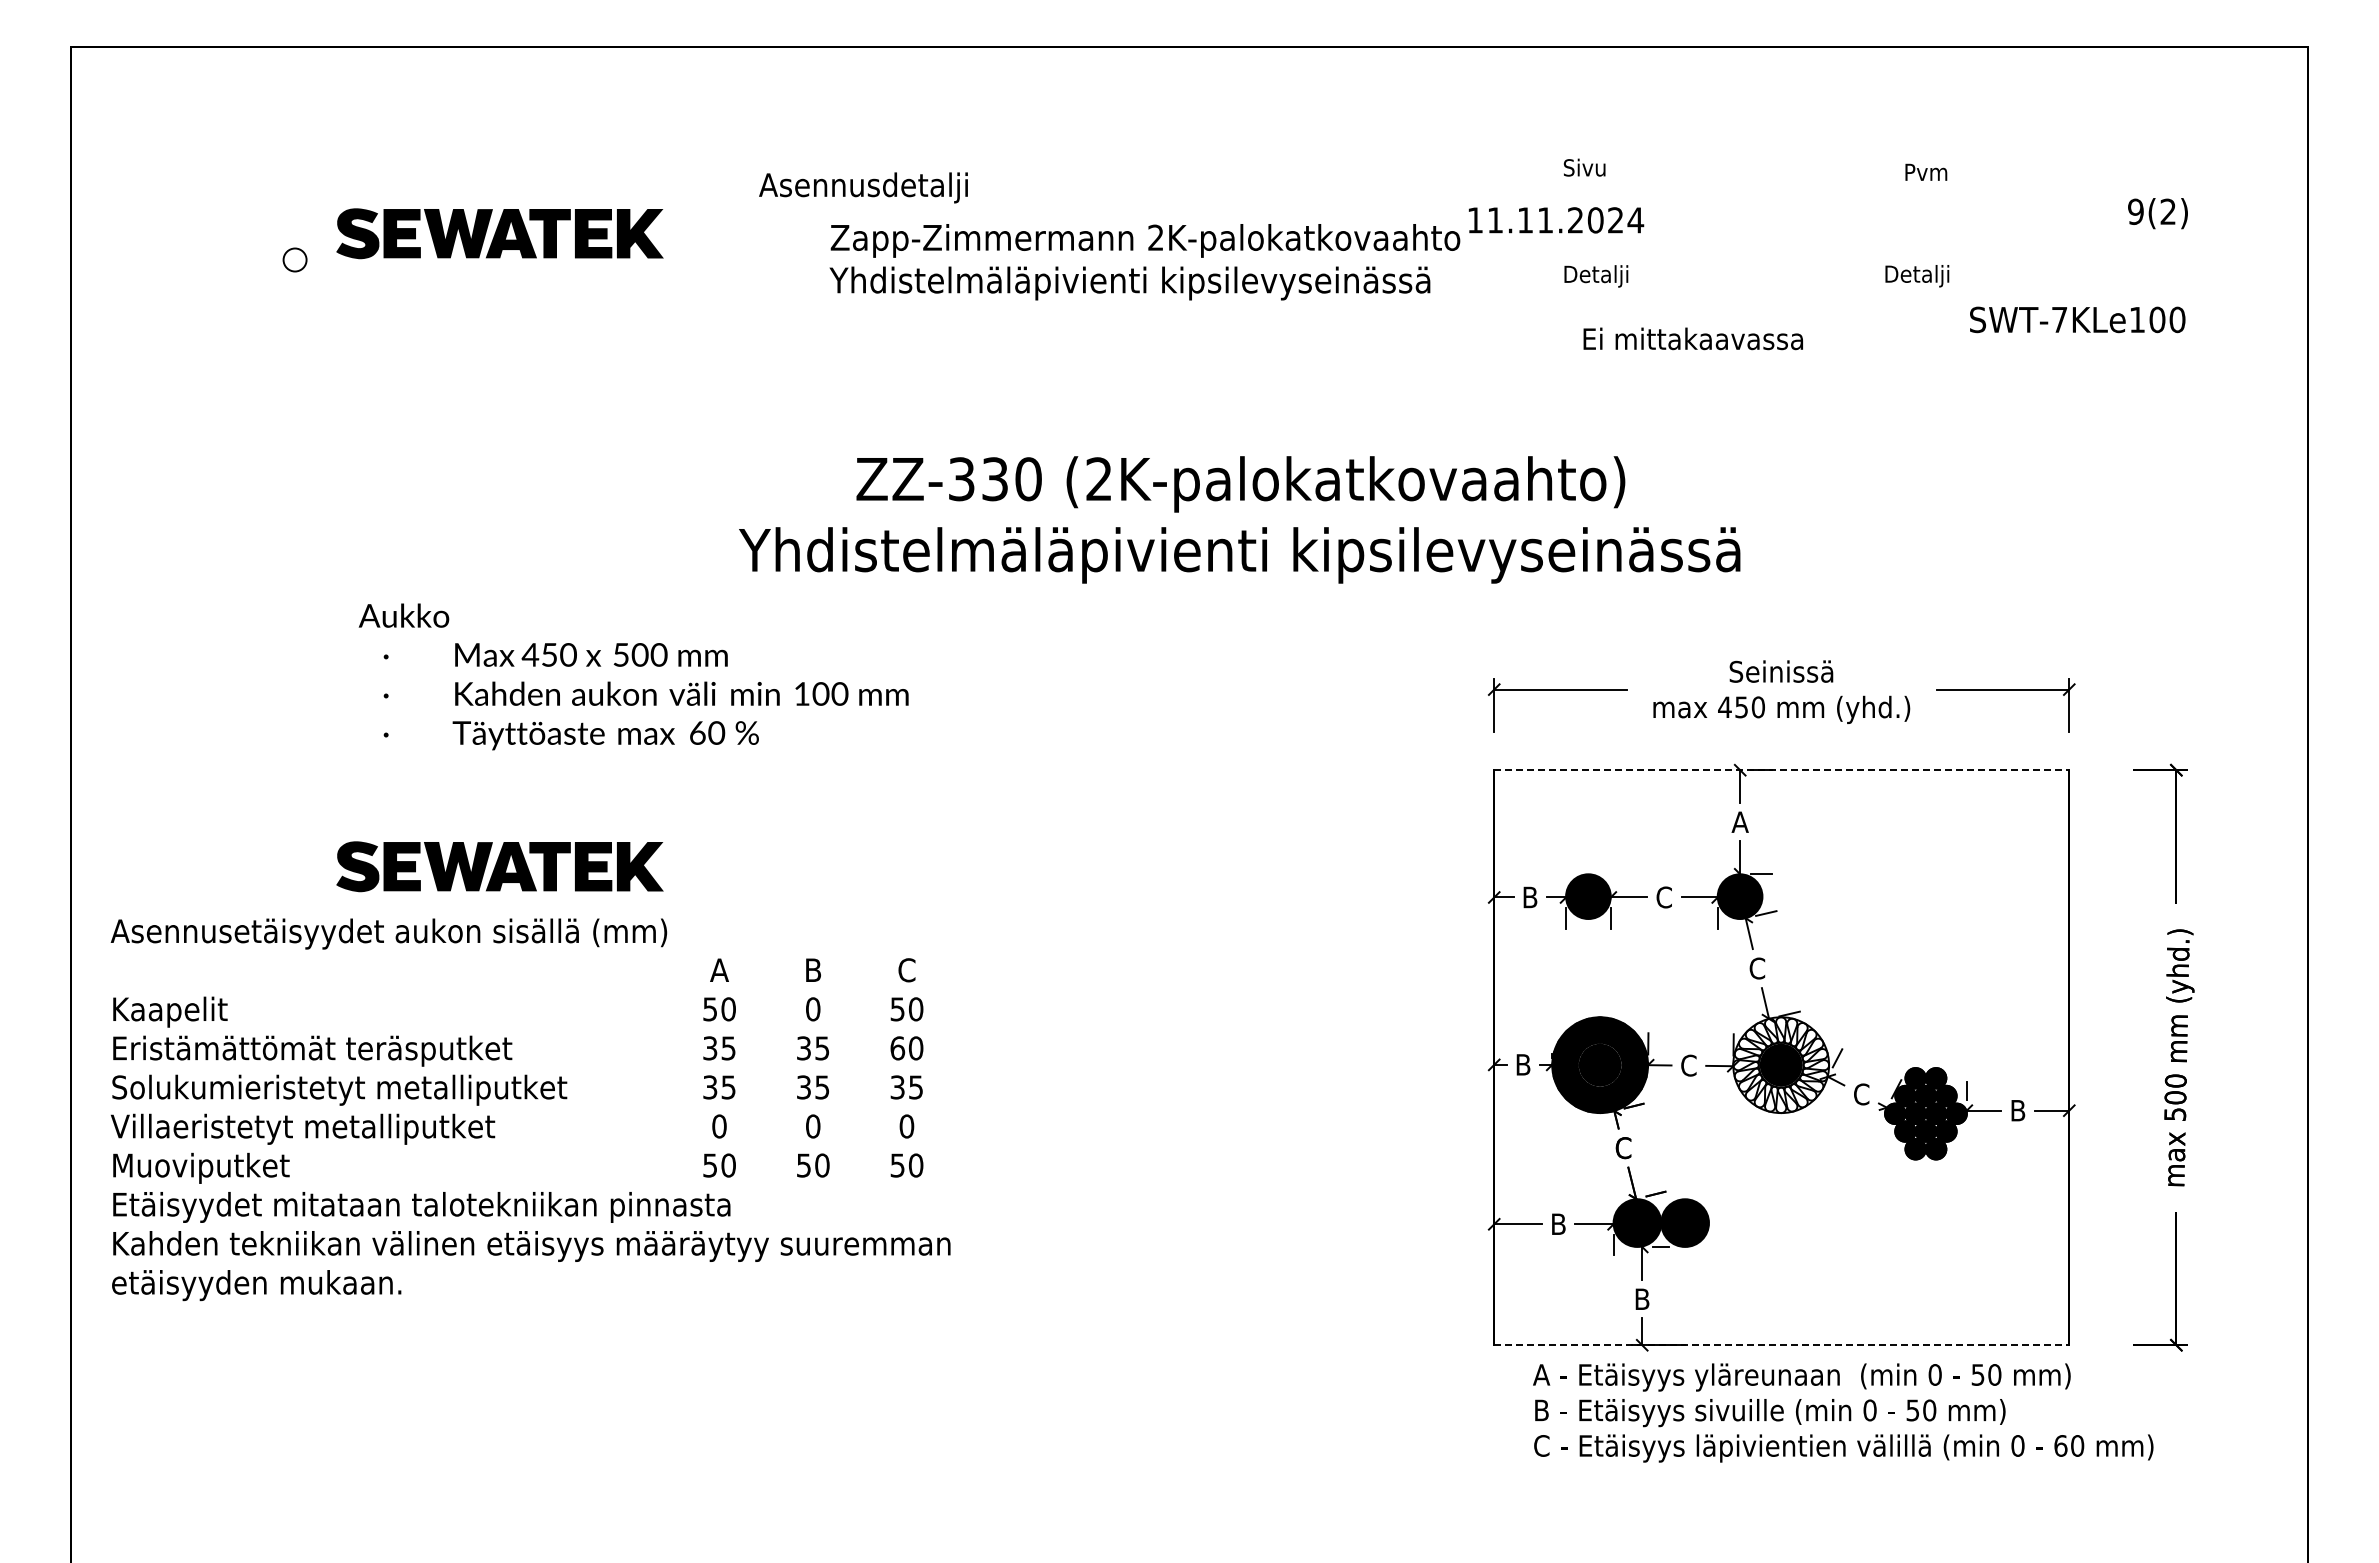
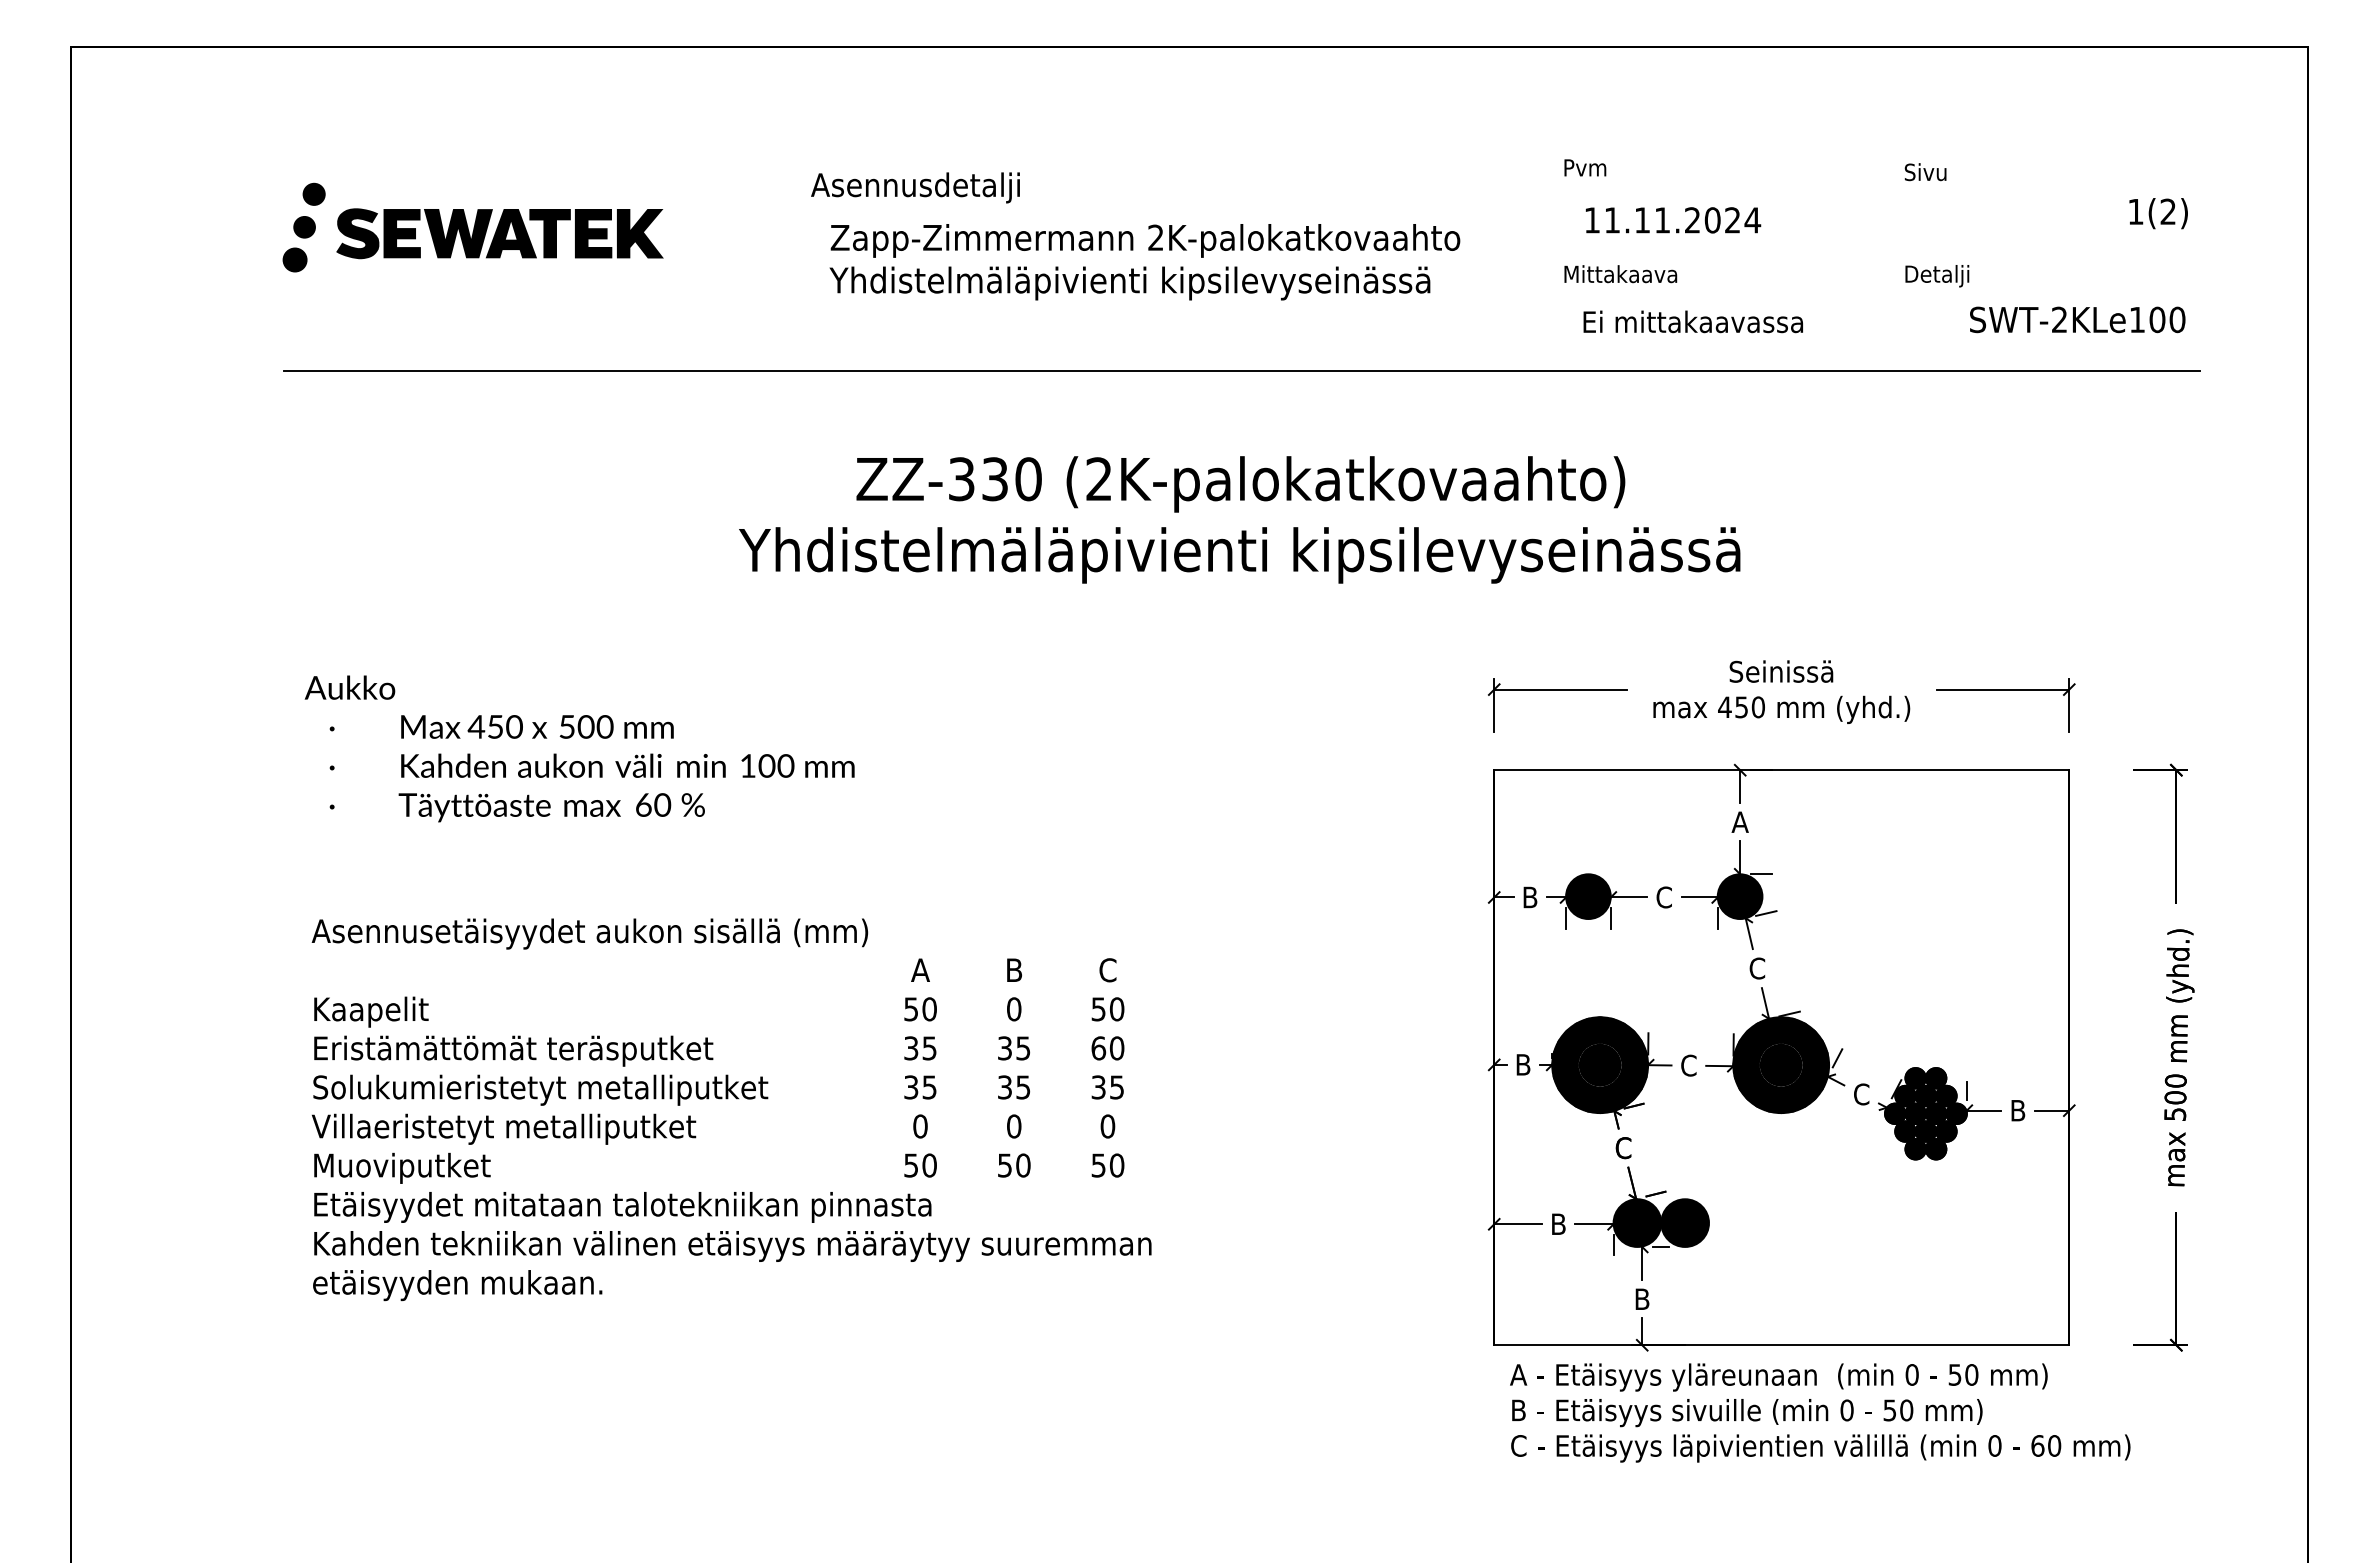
text: Sivu -> Pvm (1584, 167)
text: Pvm -> Sivu (1925, 172)
text position: (863, 187) -> (915, 187) (915, 187)
fill: none -> present (313, 193)
text: 9(2) -> 1(2) (2135, 211)
text position: (1556, 220) -> (1673, 220) (1673, 220)
fill: none -> present (304, 226)
fill: none -> present (294, 259)
text: Detalji -> Mittakaava (1621, 276)
text position: (1917, 276) -> (1937, 276) (1937, 276)
text: SWT-7KLe100 -> SWT-2KLe100 (2059, 319)
text position: (1692, 338) -> (1692, 321) (1692, 321)
line: none -> present (1241, 371)
text position: (633, 676) -> (579, 748) (579, 748)
line: dashed -> solid (1781, 770)
part: present -> none (499, 866)
fill: none -> present (1781, 1065)
text position: (530, 1109) -> (731, 1109) (731, 1109)
line: dashed -> solid (1781, 1345)
text position: (1843, 1412) -> (1820, 1412) (1820, 1412)
